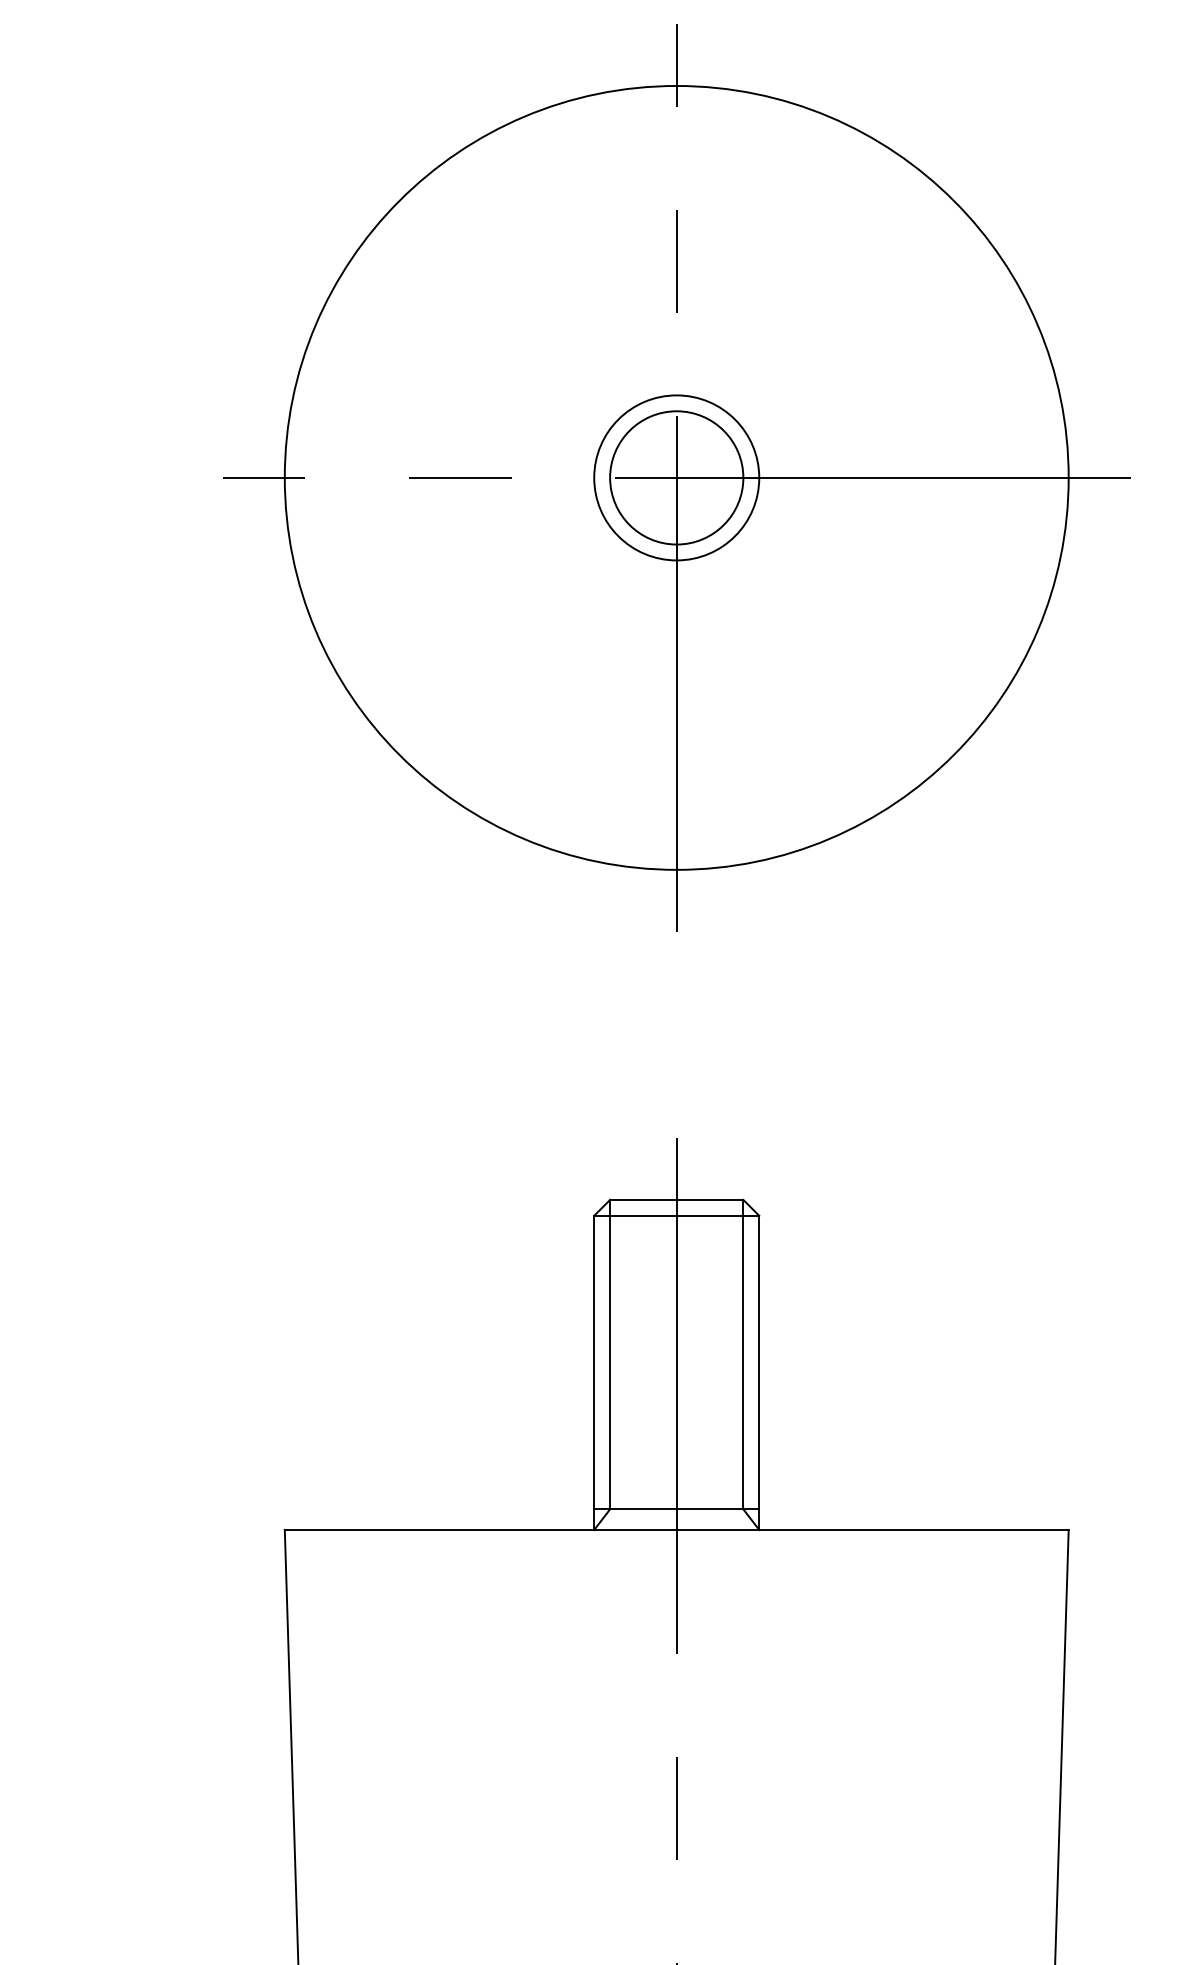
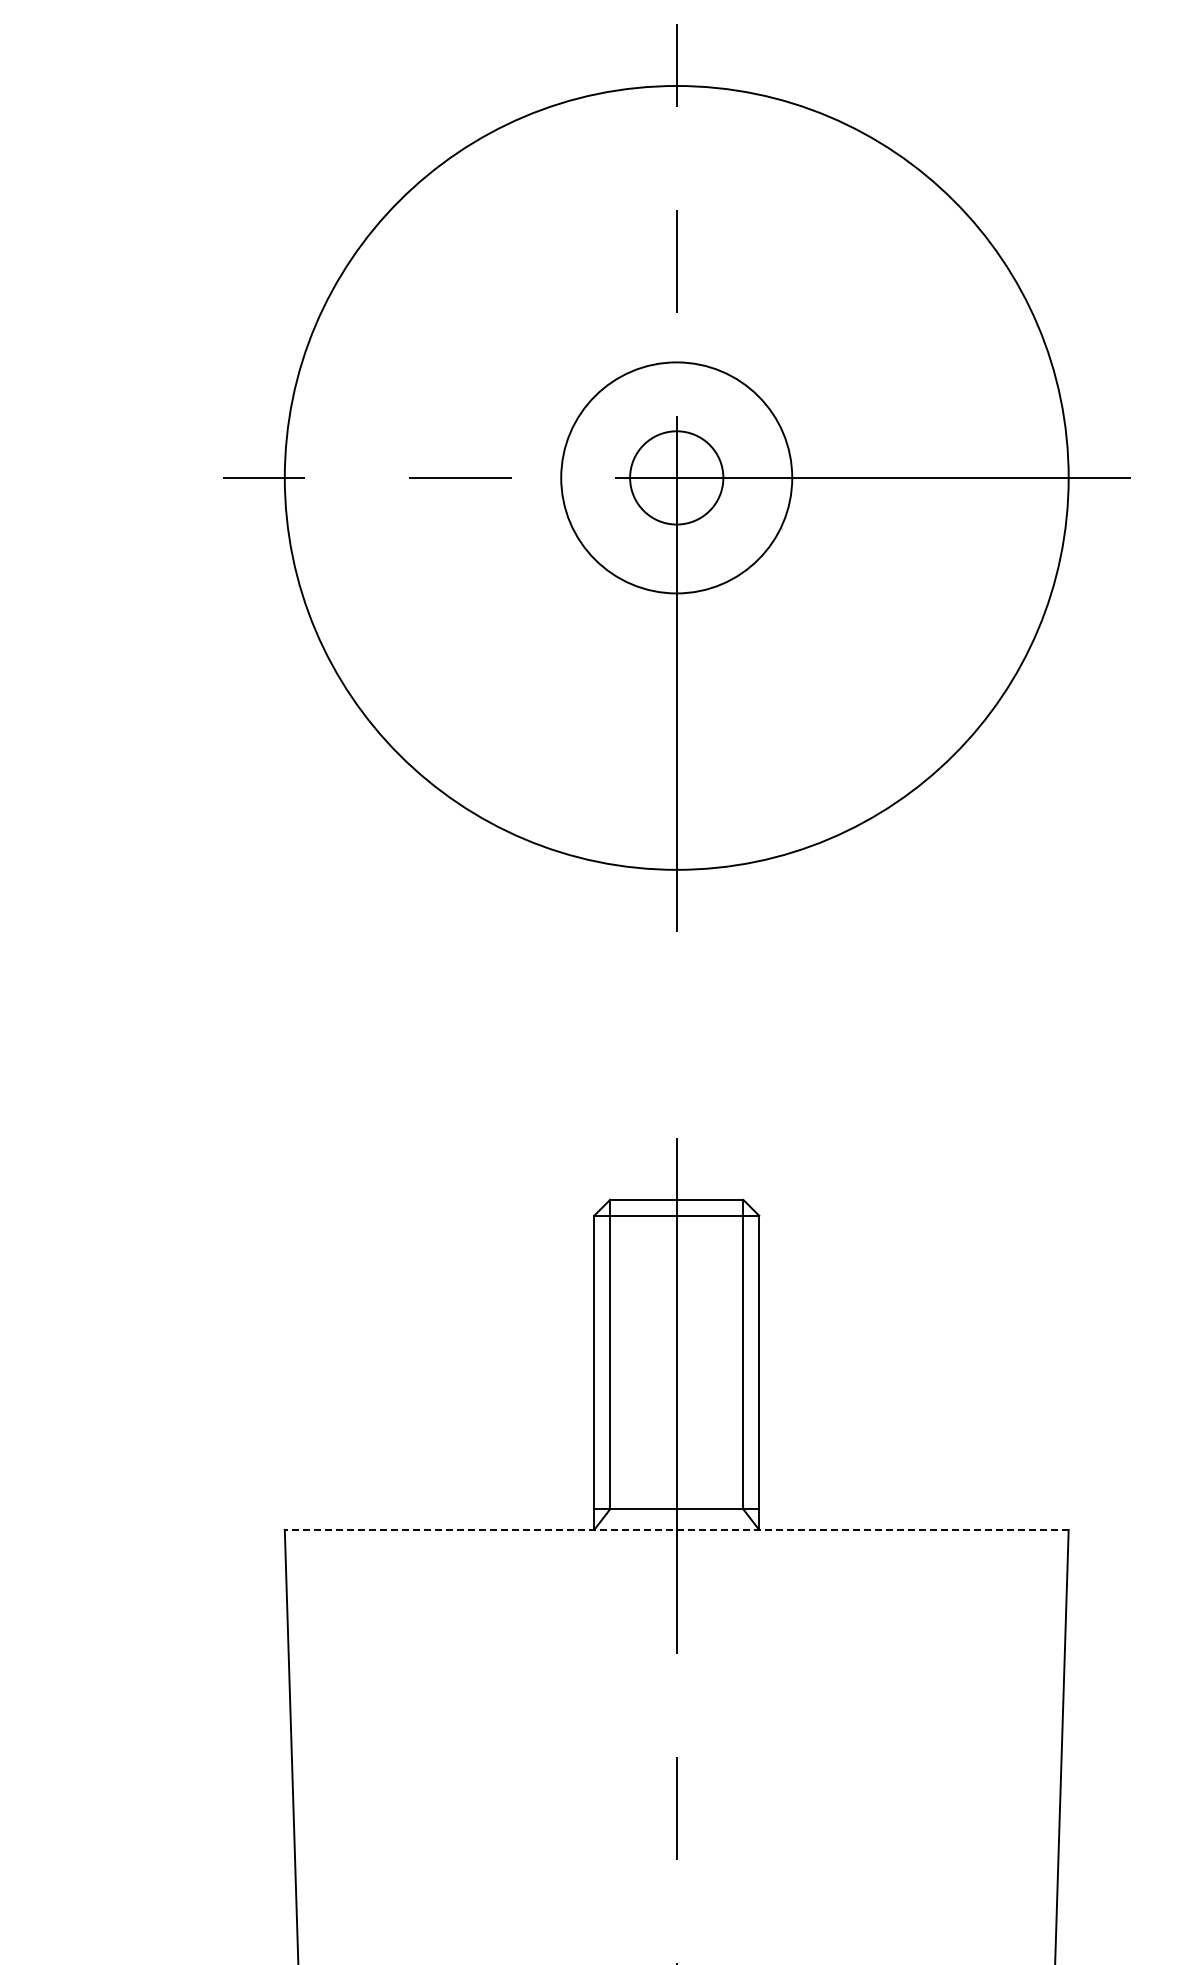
circle diameter: 133 px -> 93 px (676, 477)
circle diameter: 165 px -> 231 px (676, 477)
line: solid -> dashed (676, 1529)
